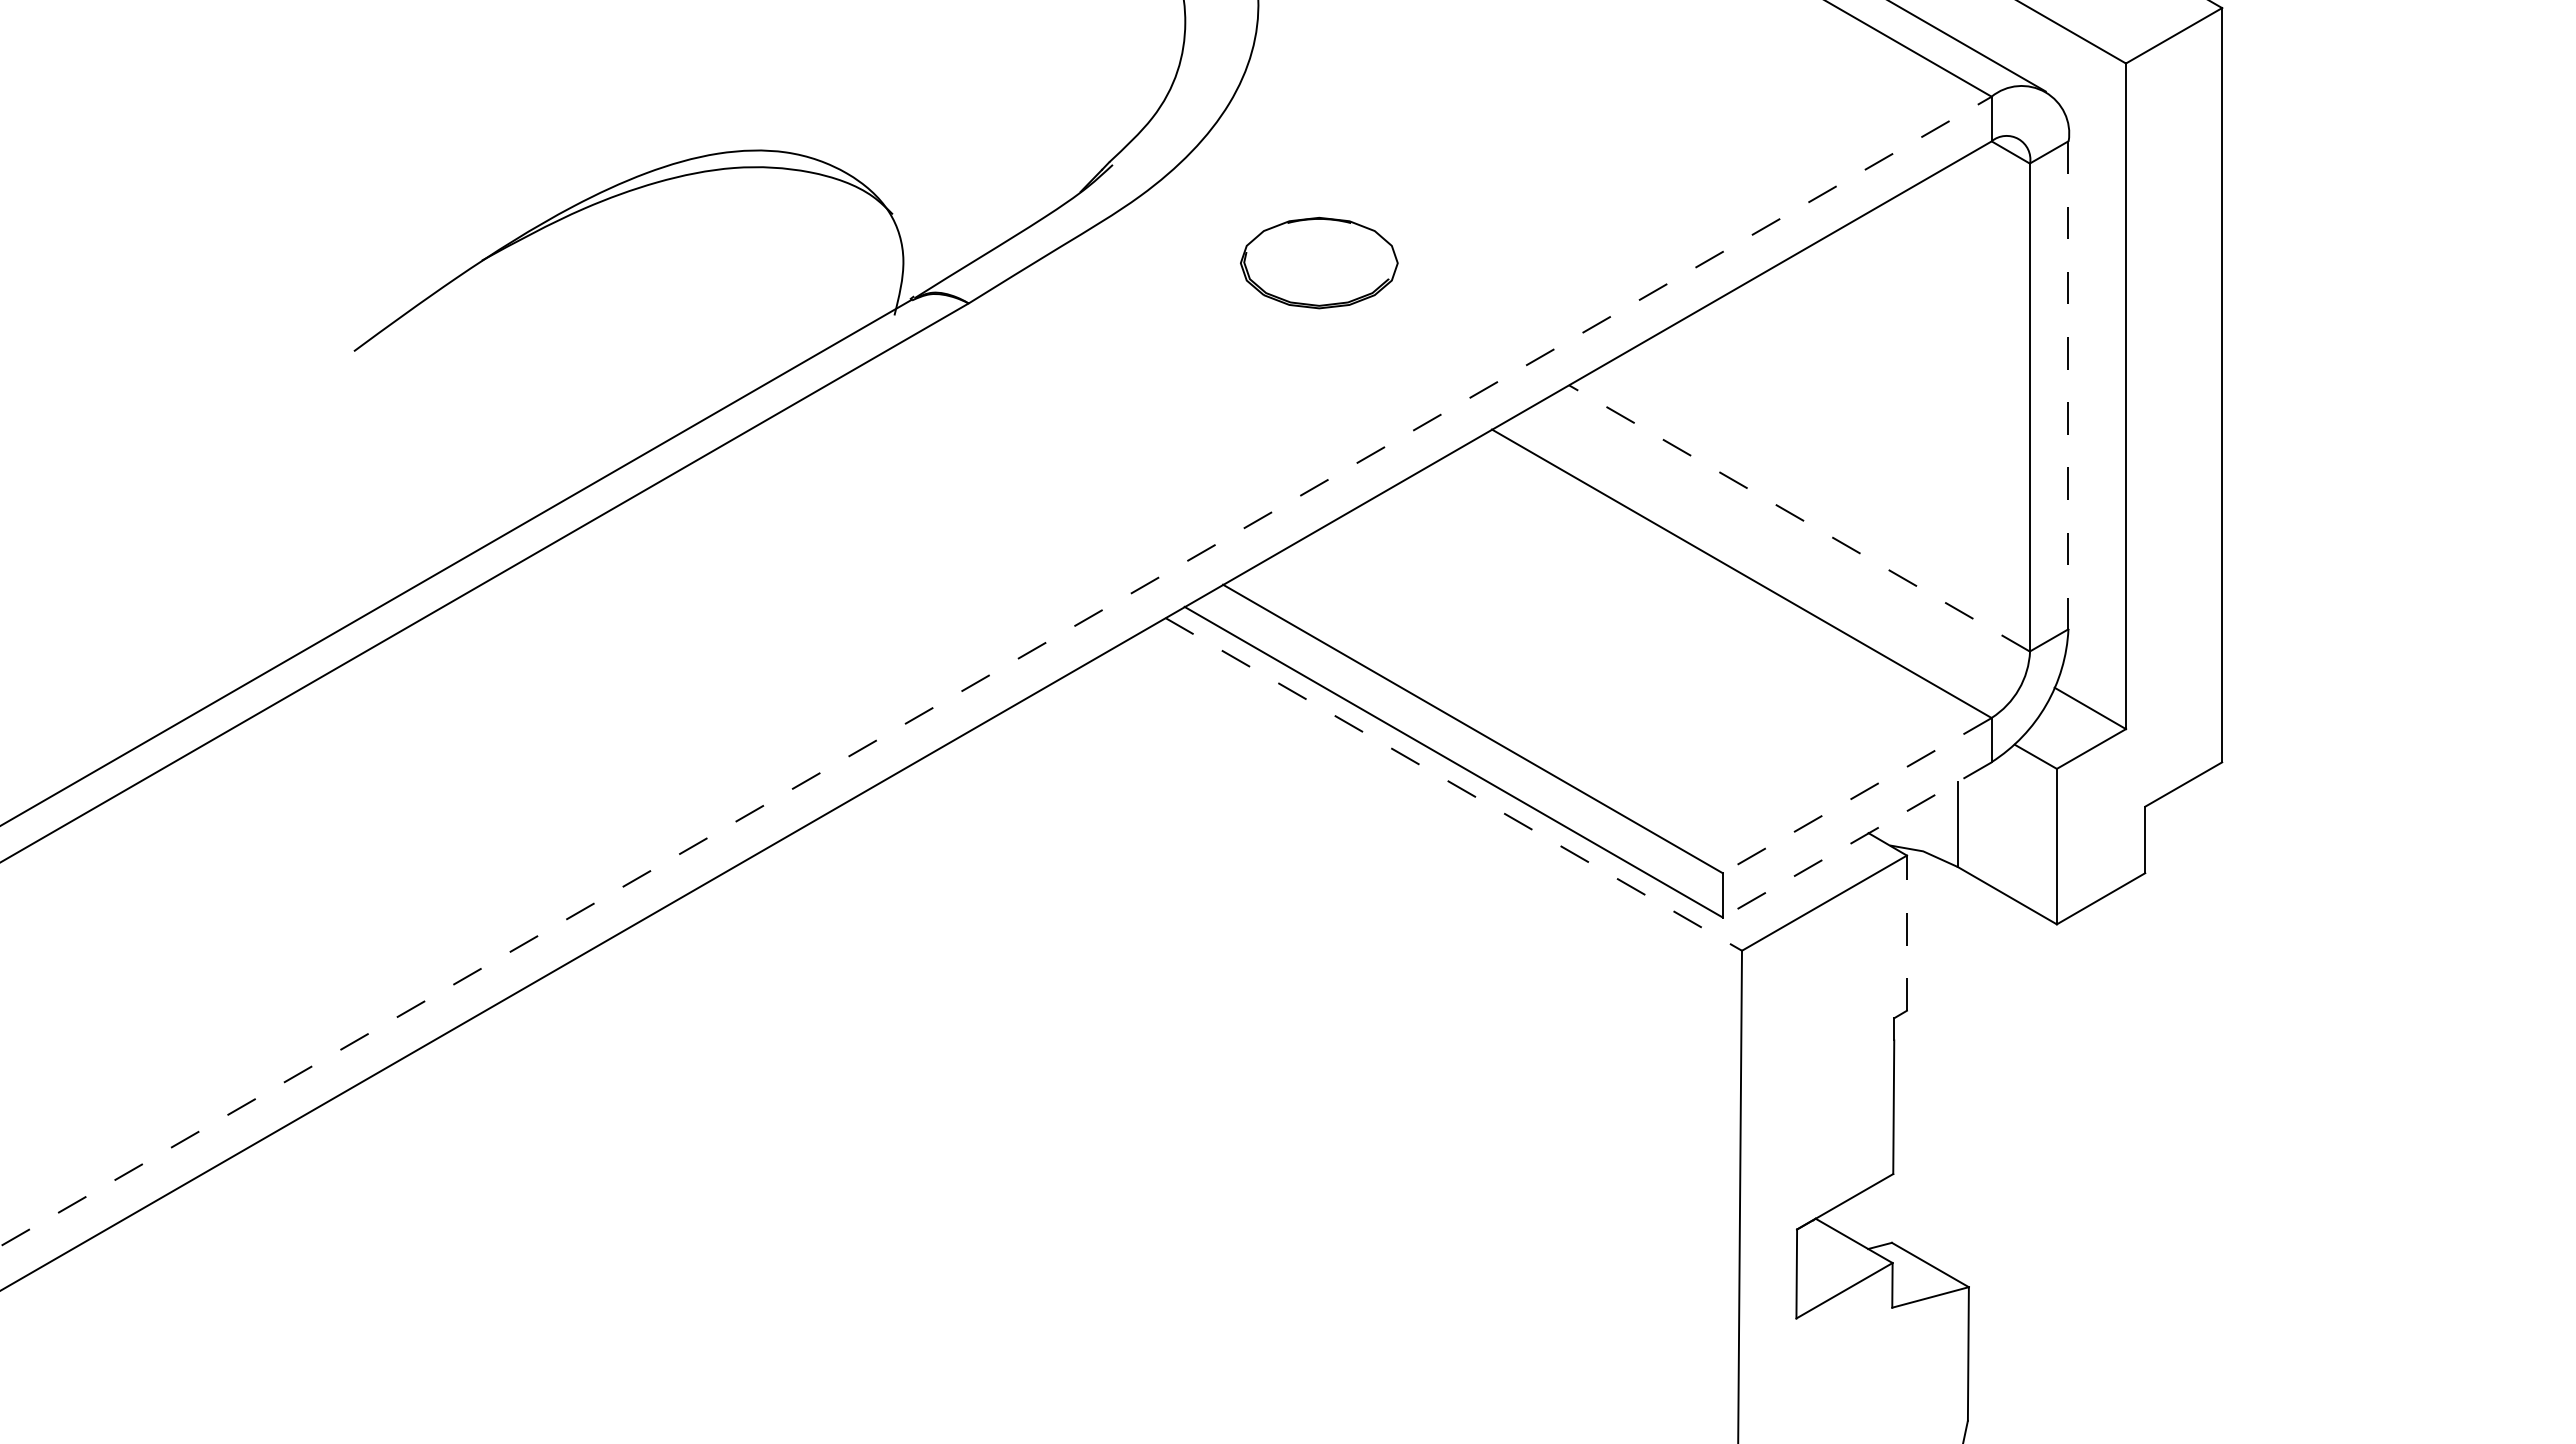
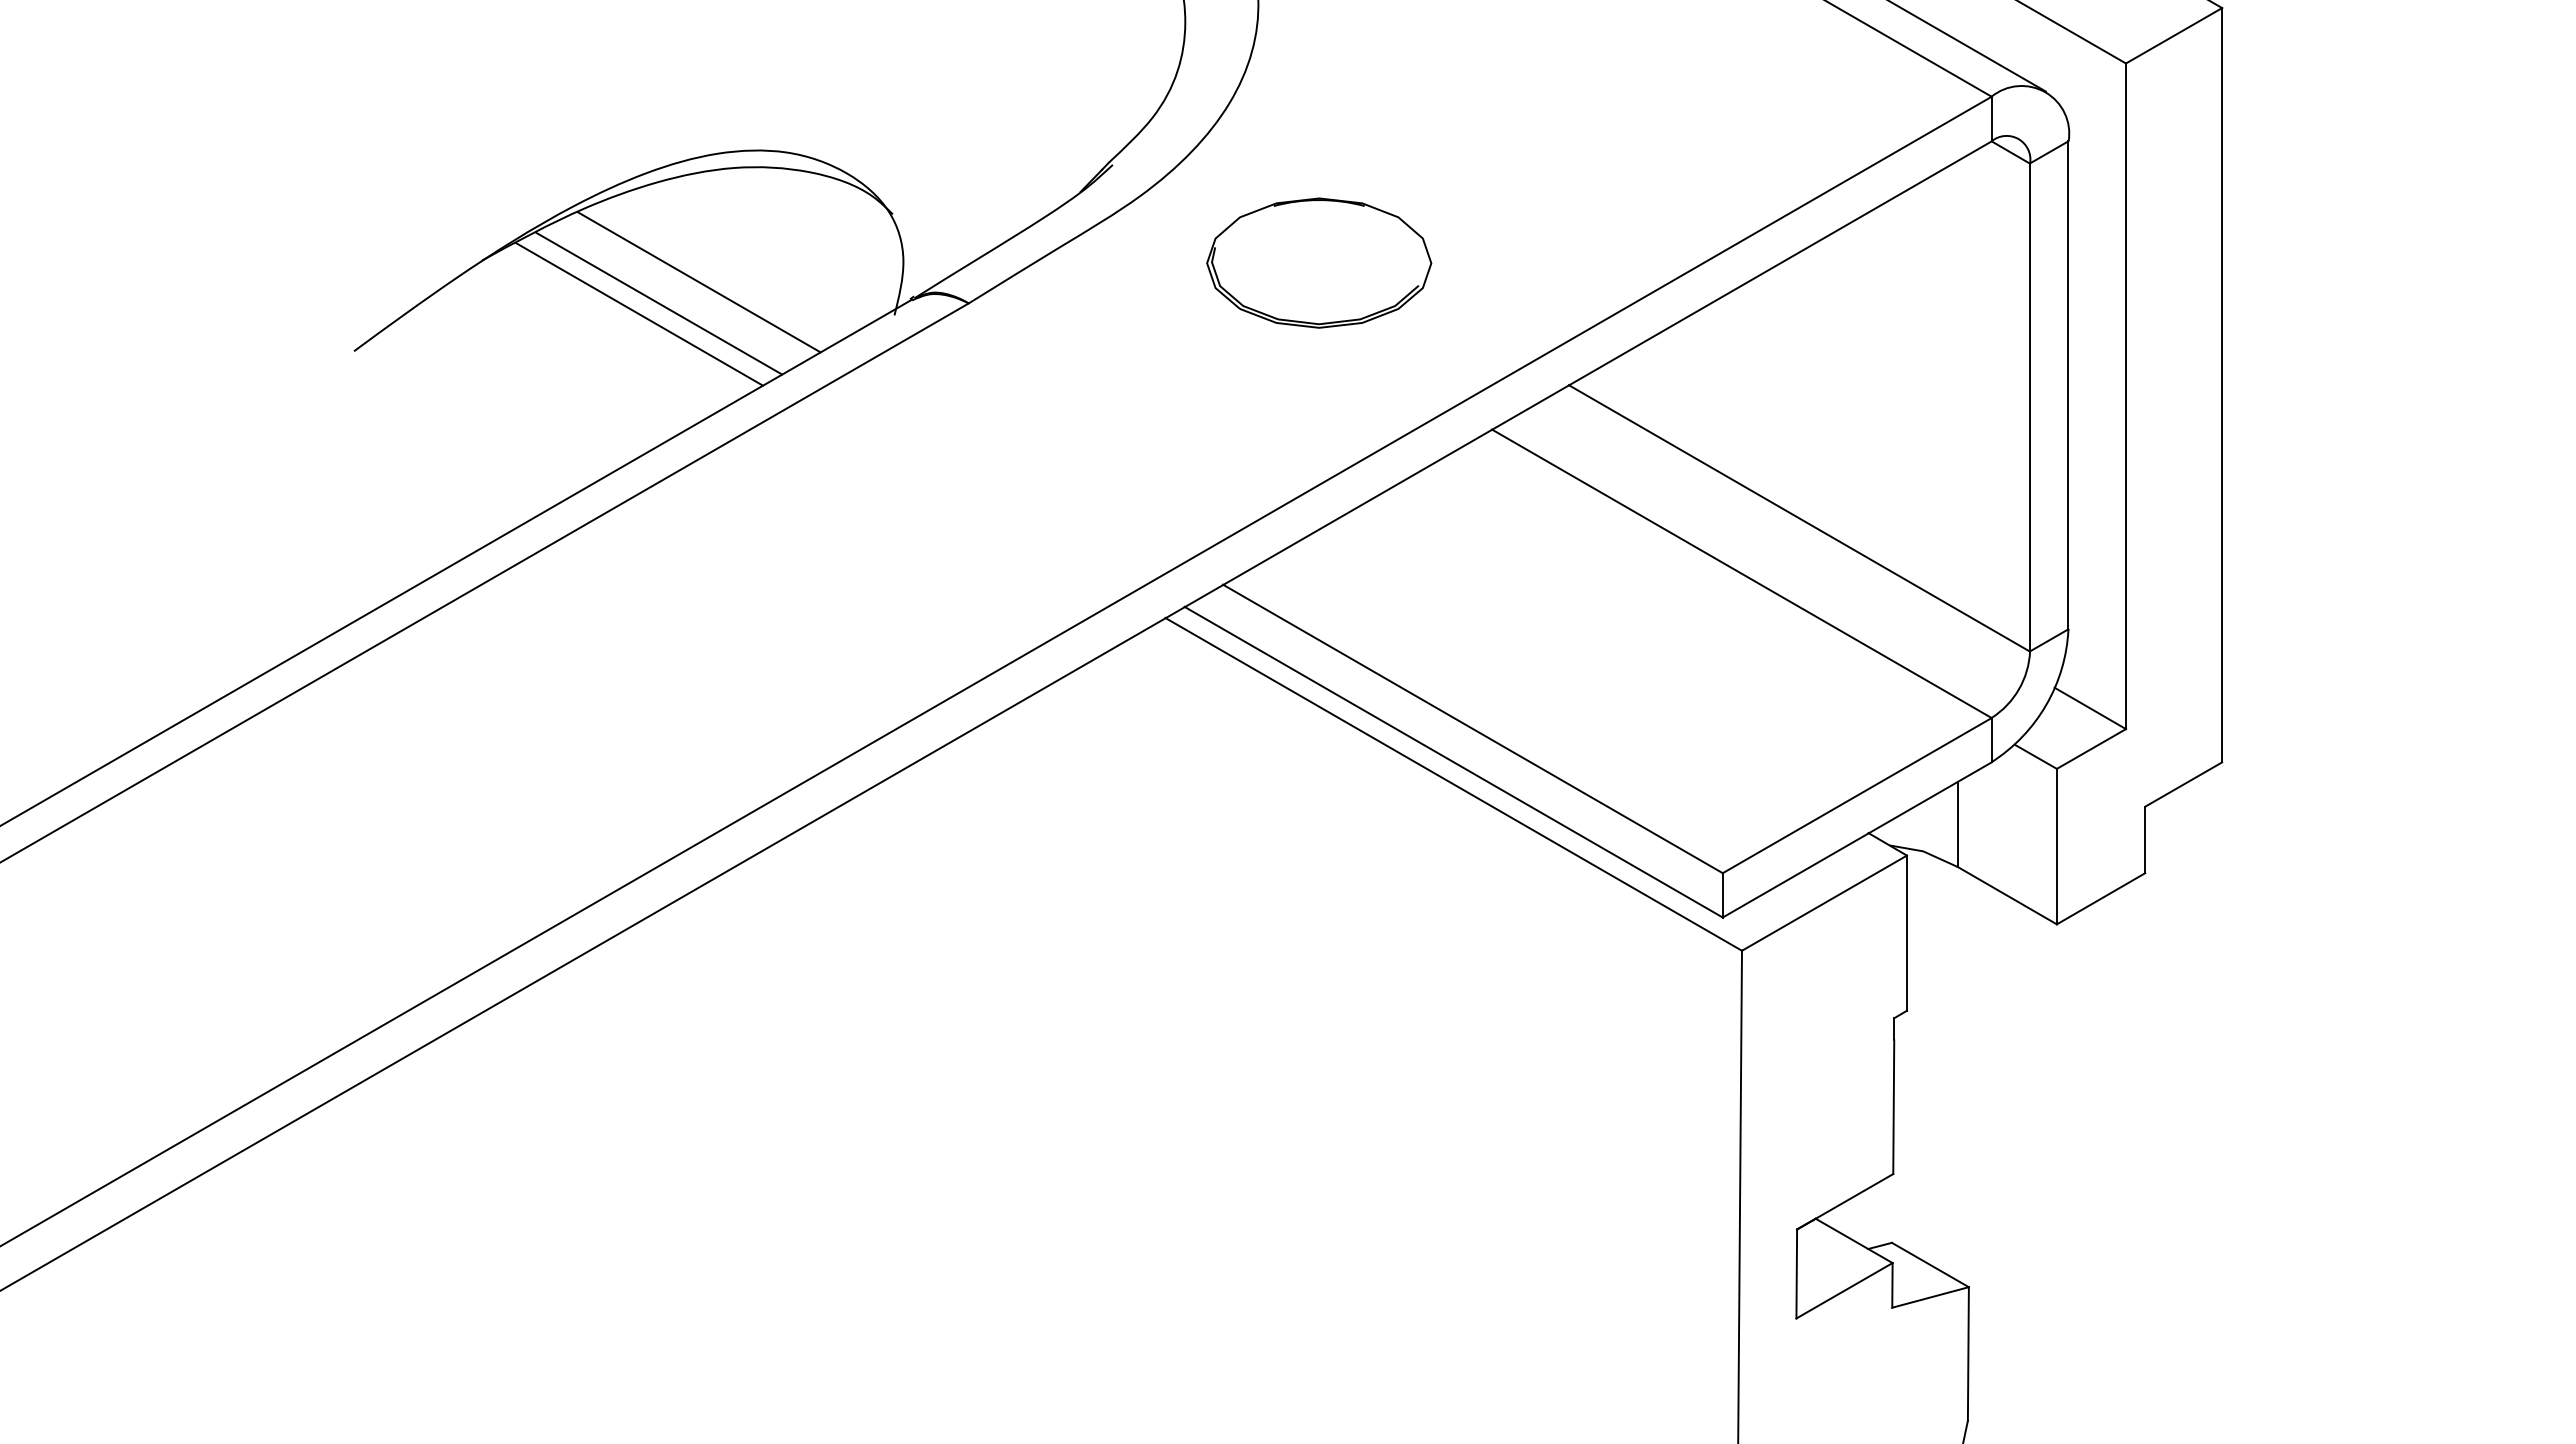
part size: 159x94 px -> 227x132 px (1319, 262)
line: none -> present (698, 282)
line: none -> present (659, 303)
line: none -> present (639, 314)
line: dashed -> solid (2068, 385)
line: dashed -> solid (1798, 518)
line: dashed -> solid (995, 671)
line: dashed -> solid (1453, 784)
line: dashed -> solid (1856, 795)
line: dashed -> solid (1856, 840)
line: dashed -> solid (1906, 933)
